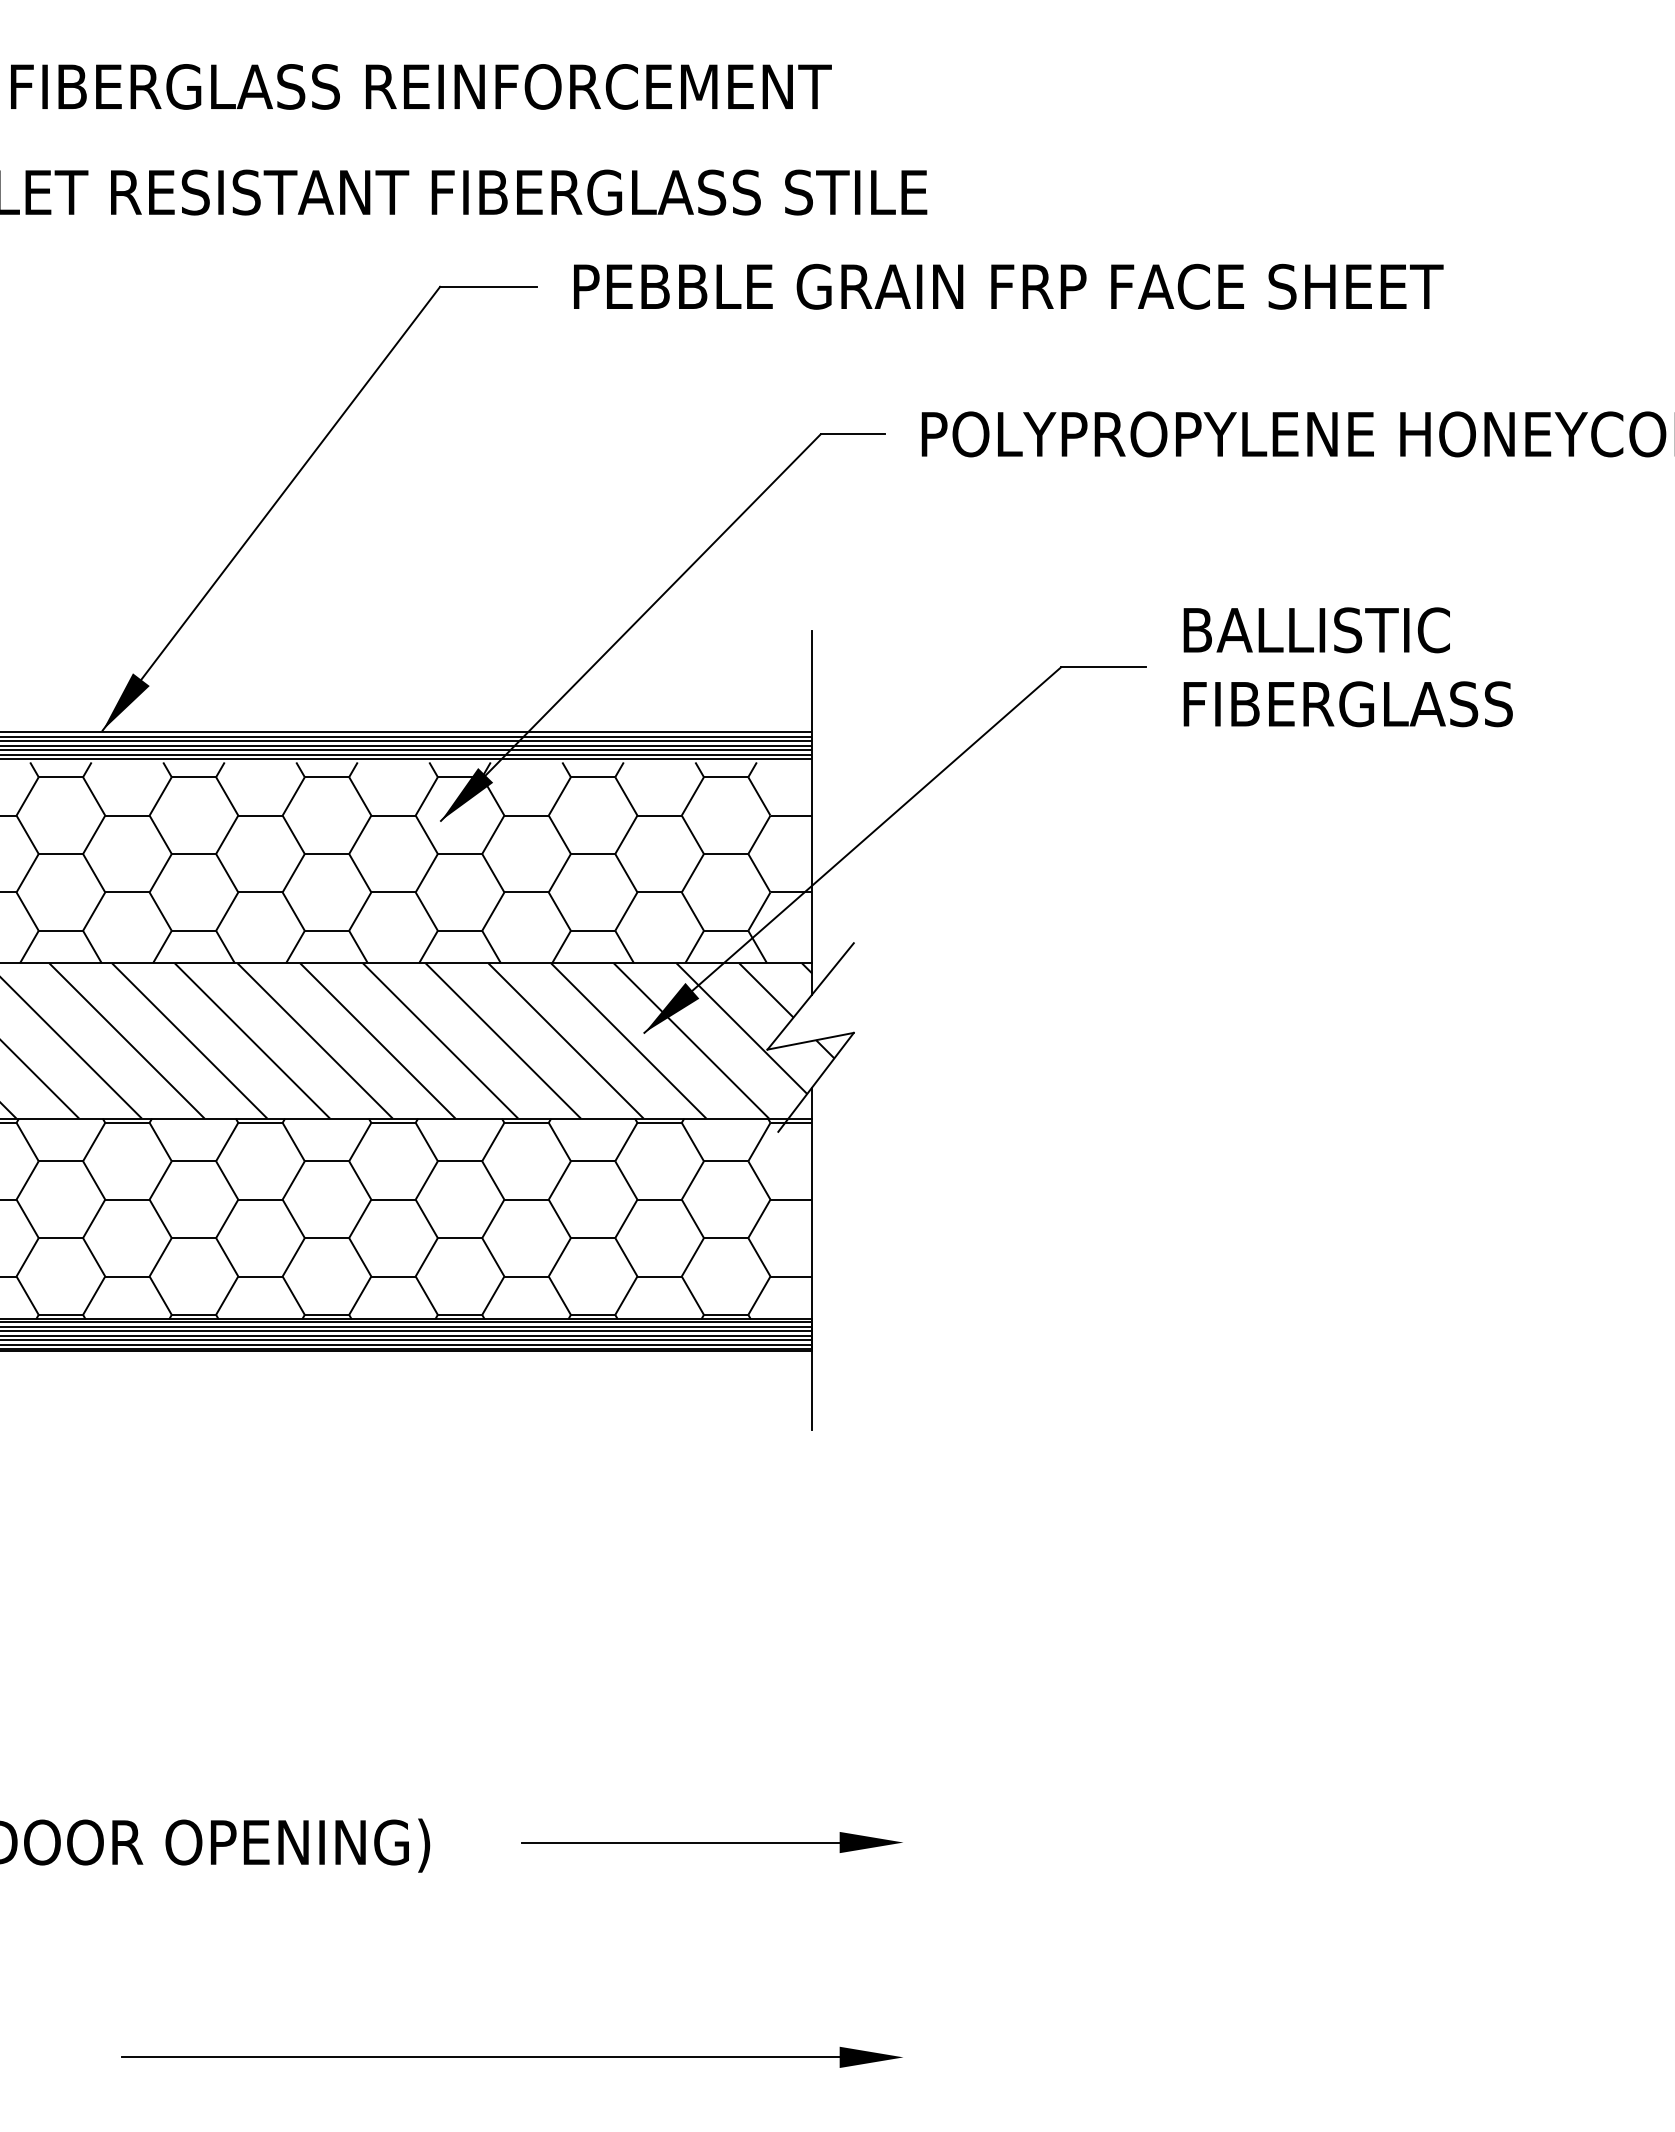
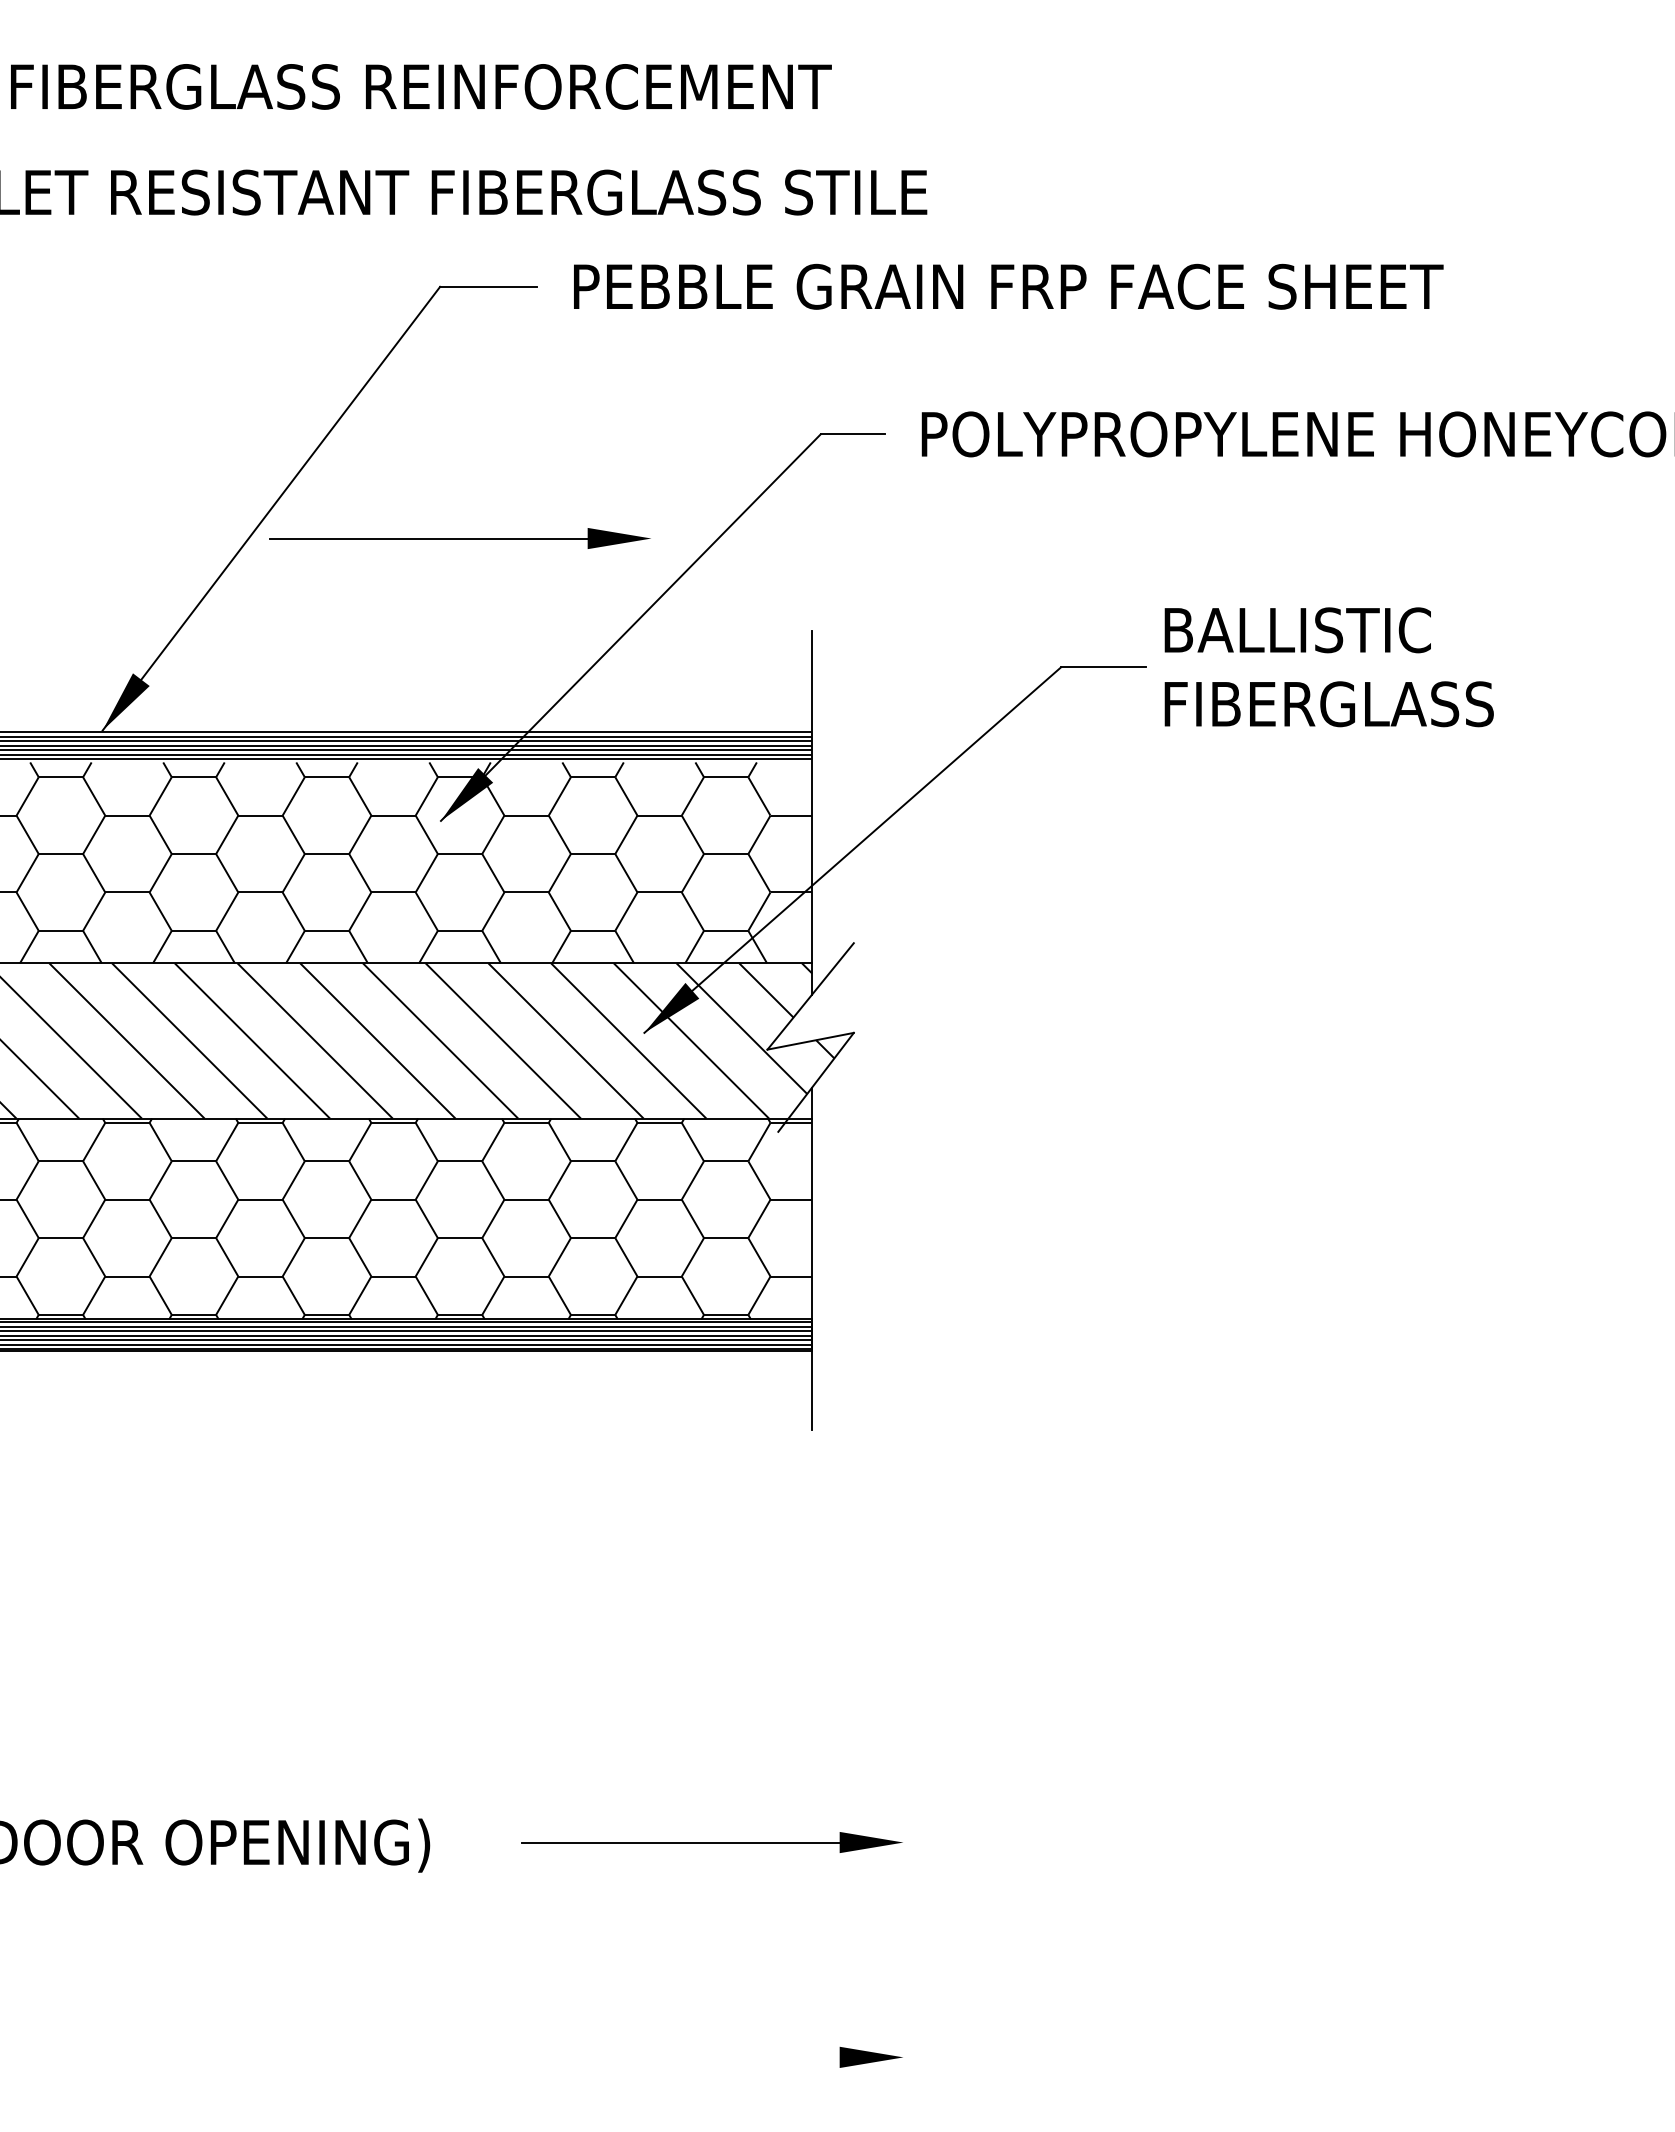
part: none -> present (459, 538)
text position: (1347, 667) -> (1328, 667) (1328, 667)
line: present -> none (480, 2057)
